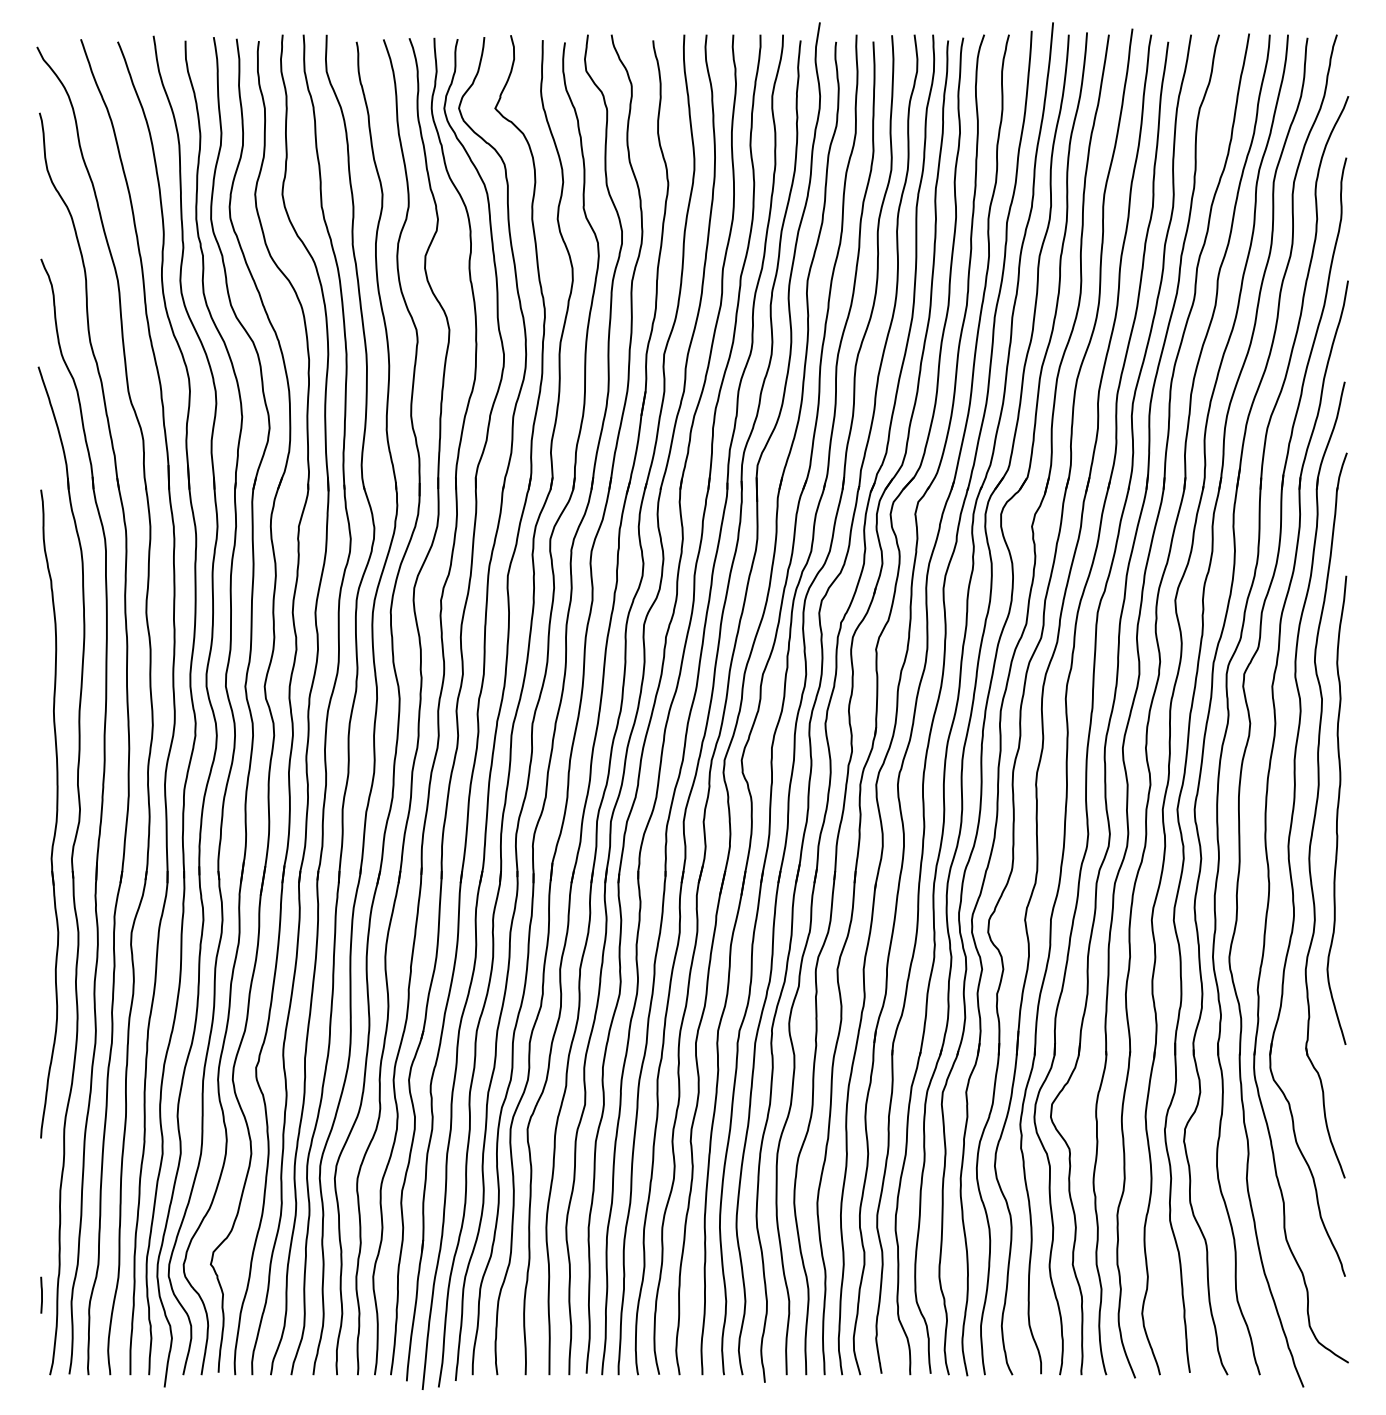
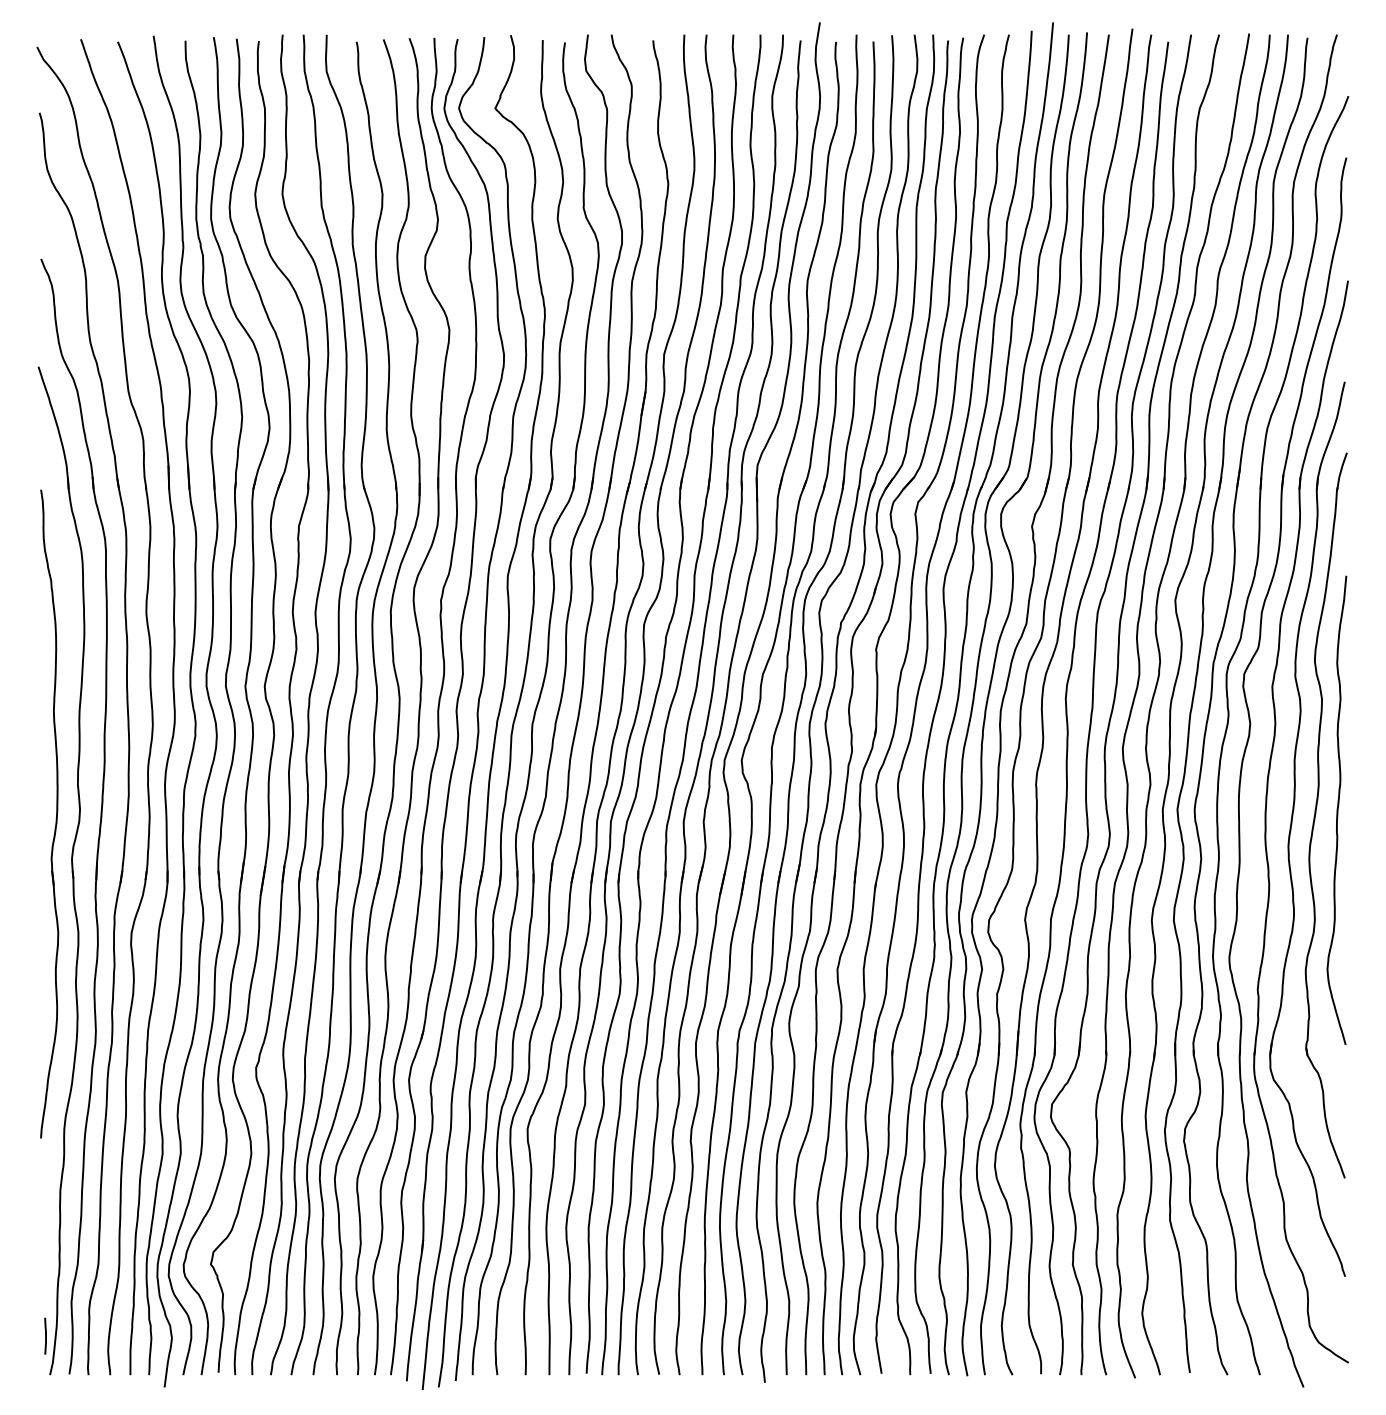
line position: (41, 1294) -> (45, 1335) (45, 1335)
